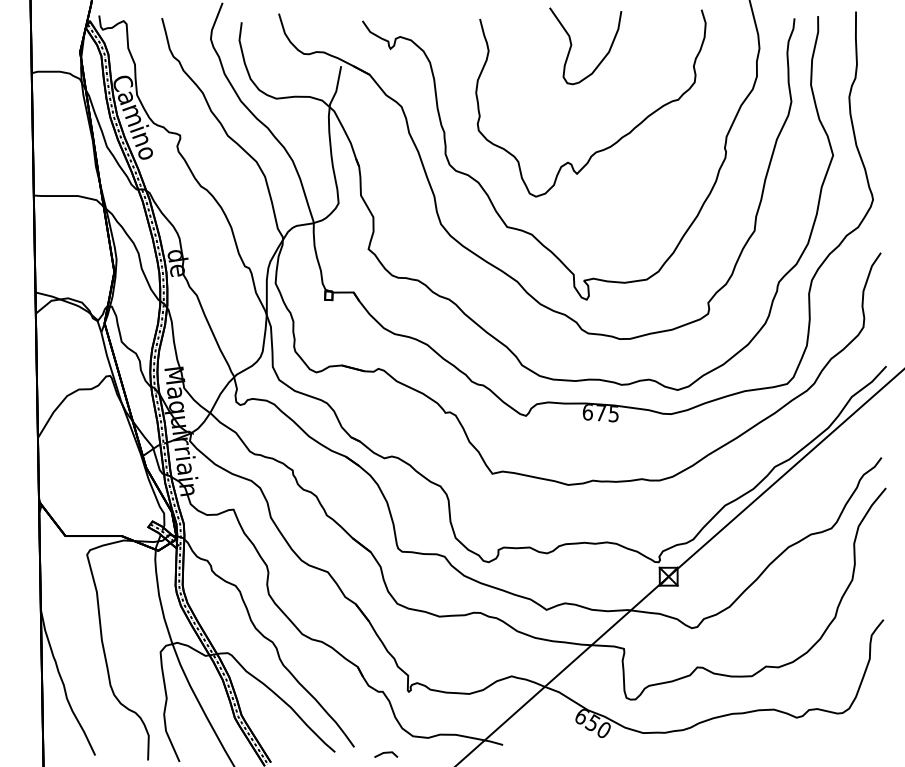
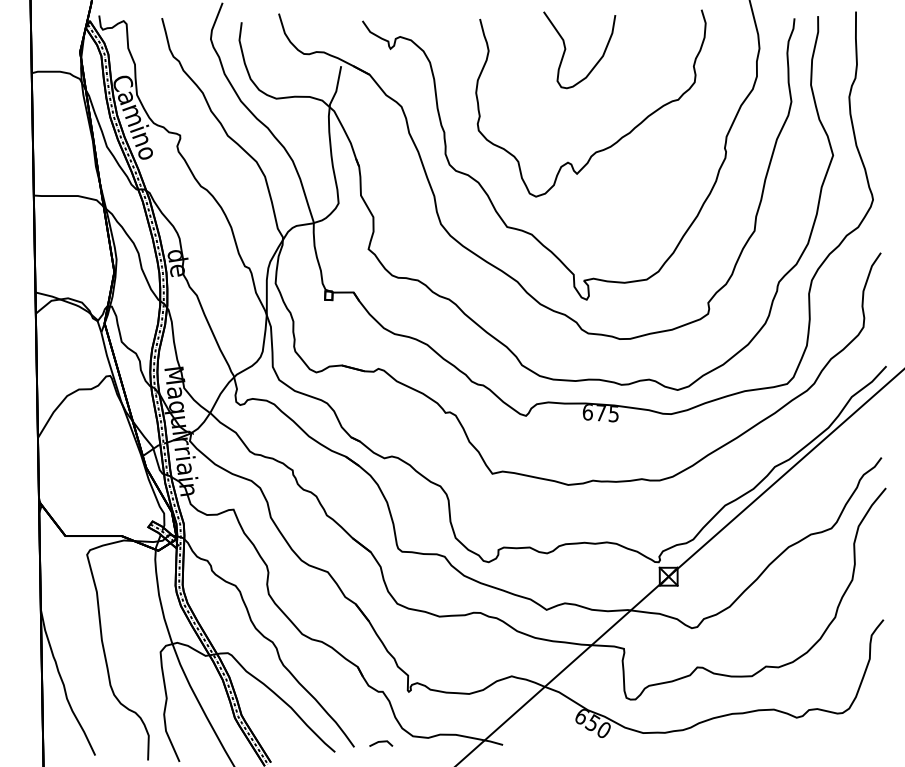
curve position: (572, 45) -> (566, 49) (566, 49)
line position: (386, 753) -> (381, 742) (381, 742)
